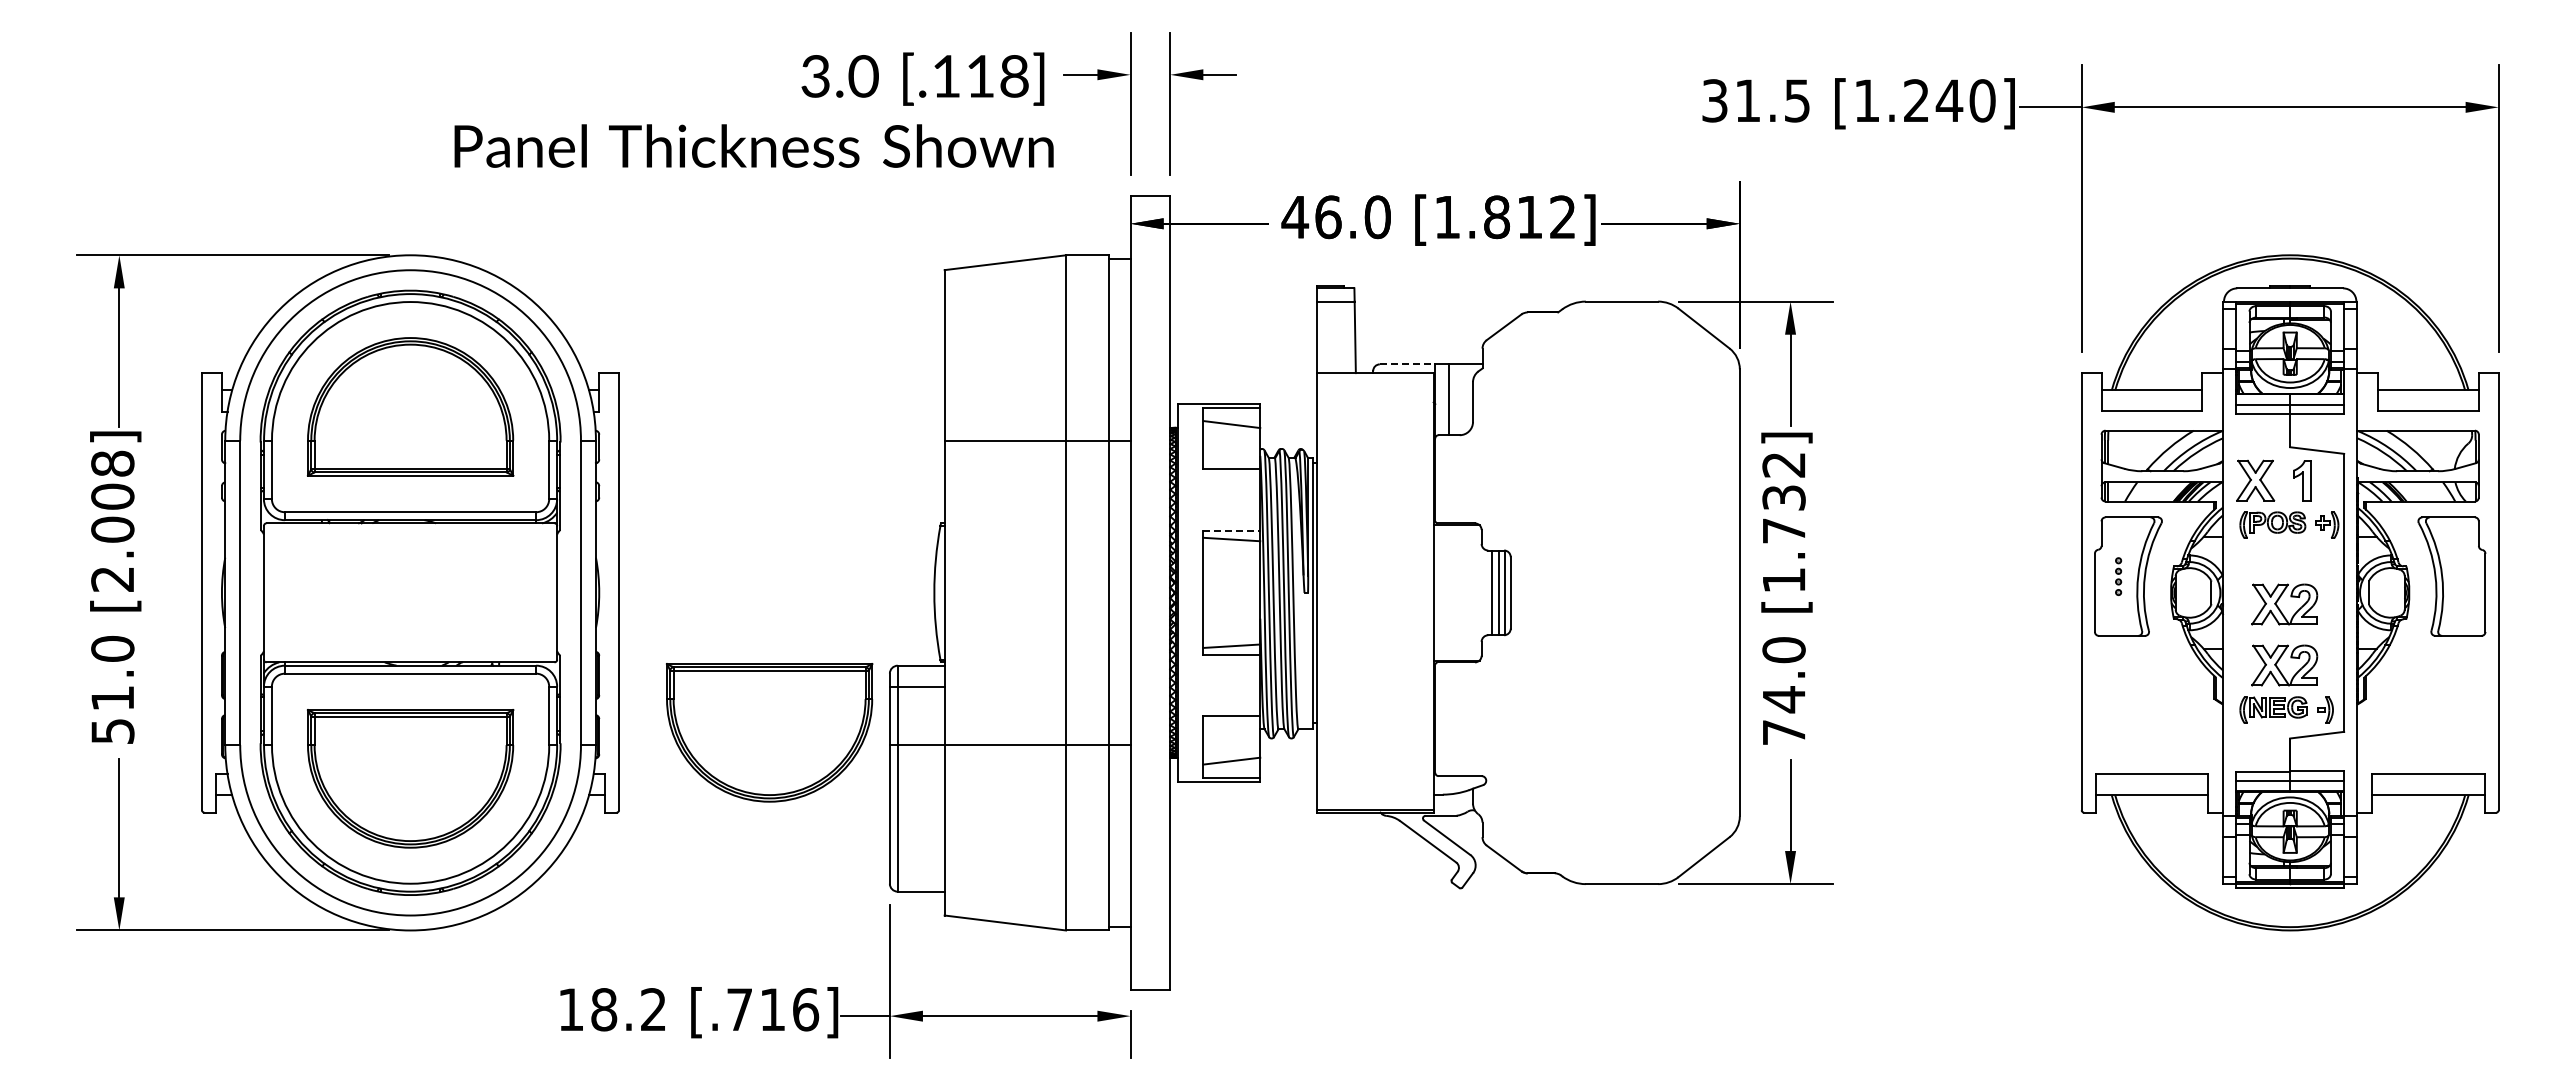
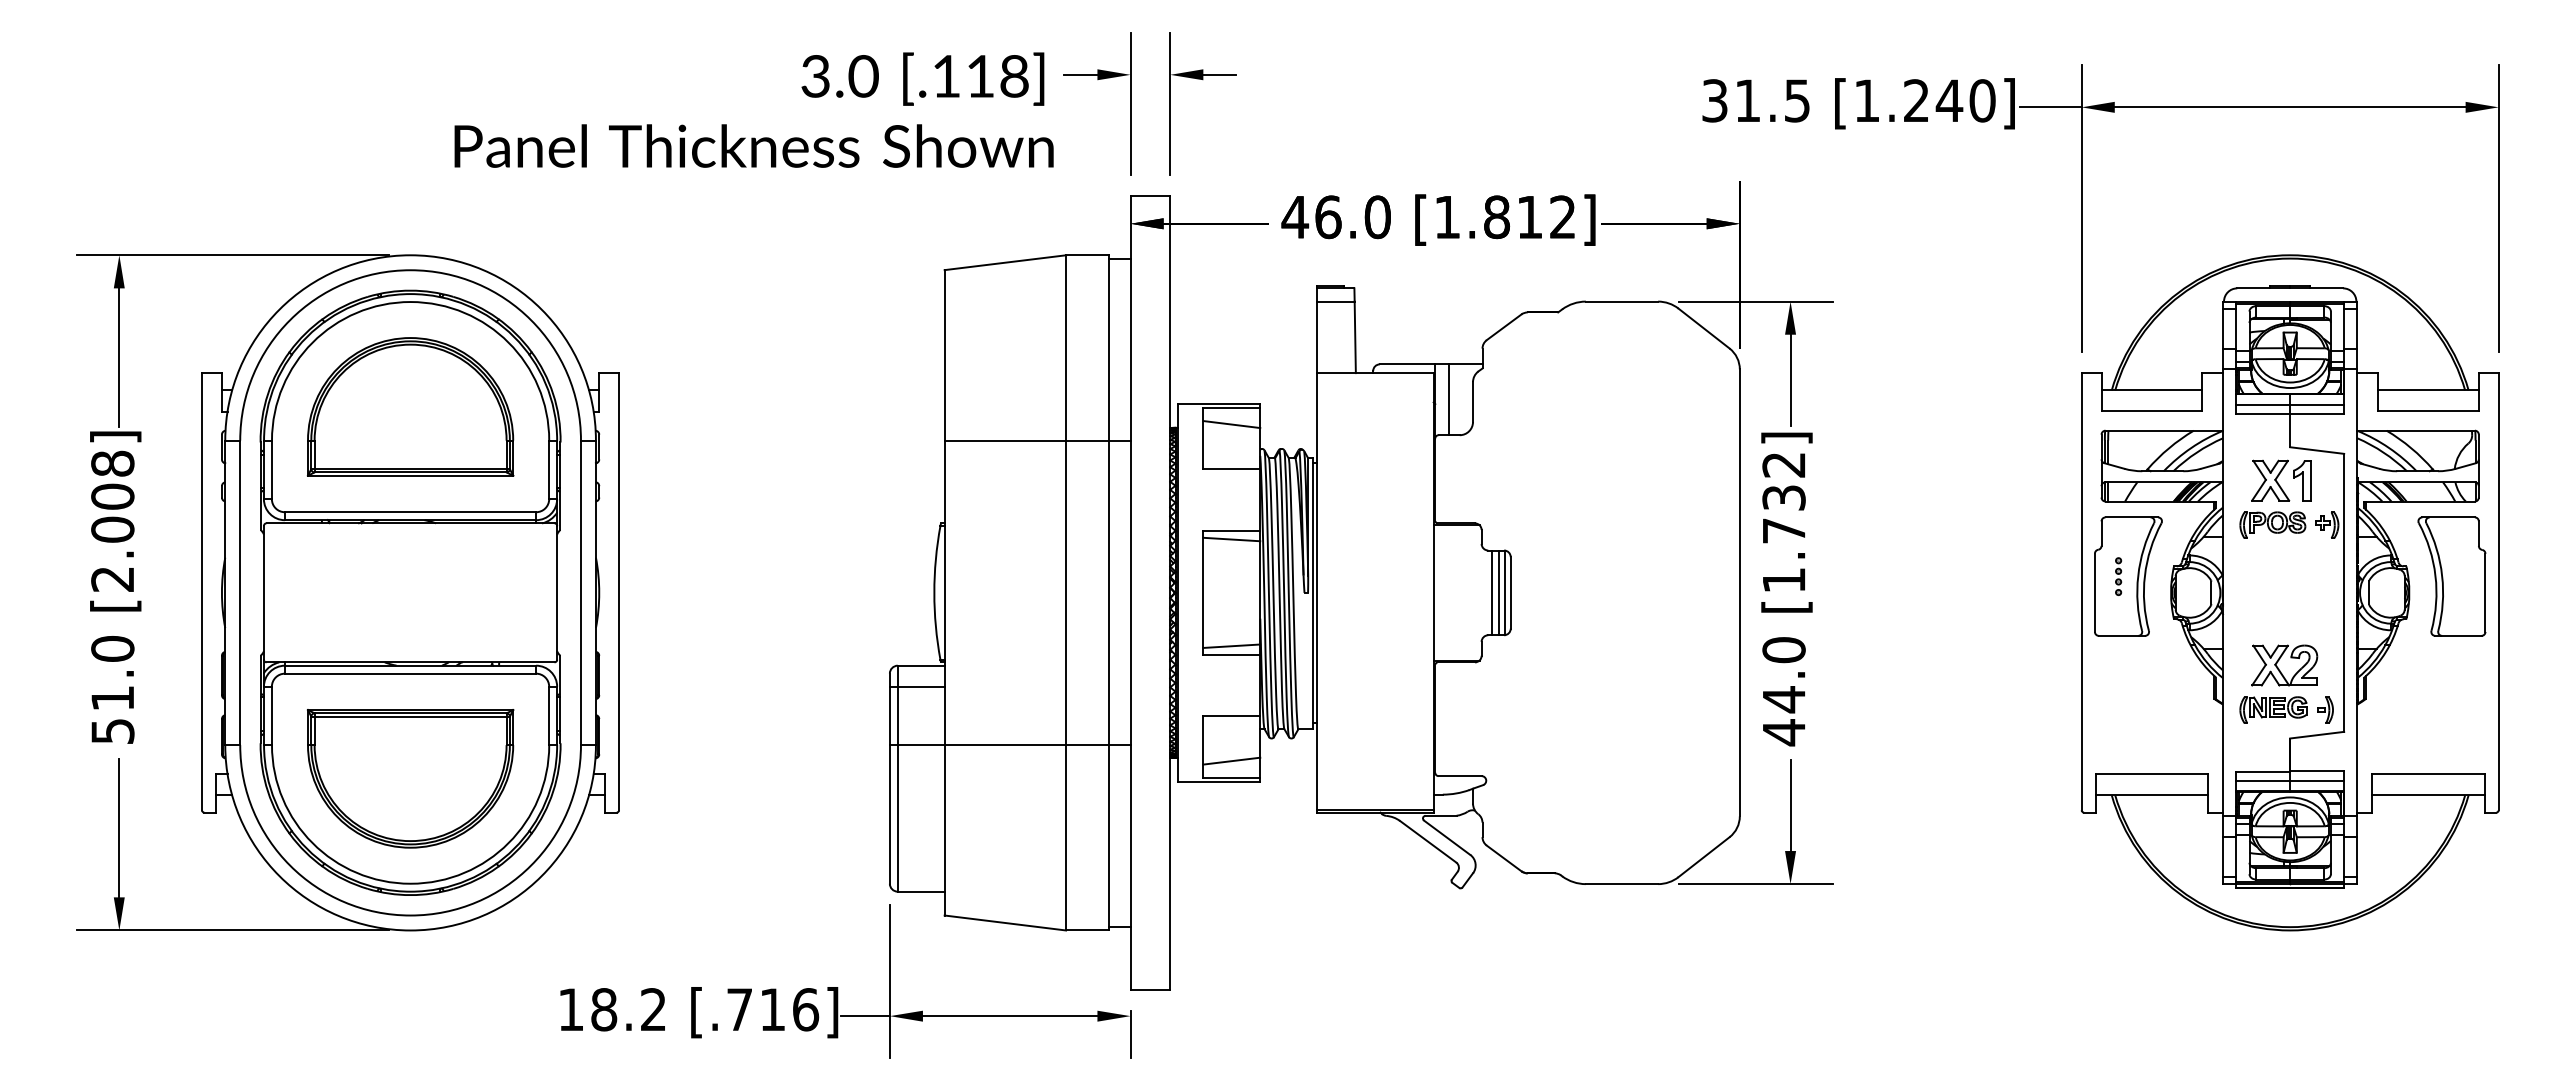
line: dashed -> solid (1407, 364)
part position: (2255, 480) -> (2270, 480) (2270, 480)
line: dashed -> solid (1232, 531)
part: present -> none (2278, 606)
part: present -> none (769, 732)
text: 74.0 -> 44.0 (1784, 732)
